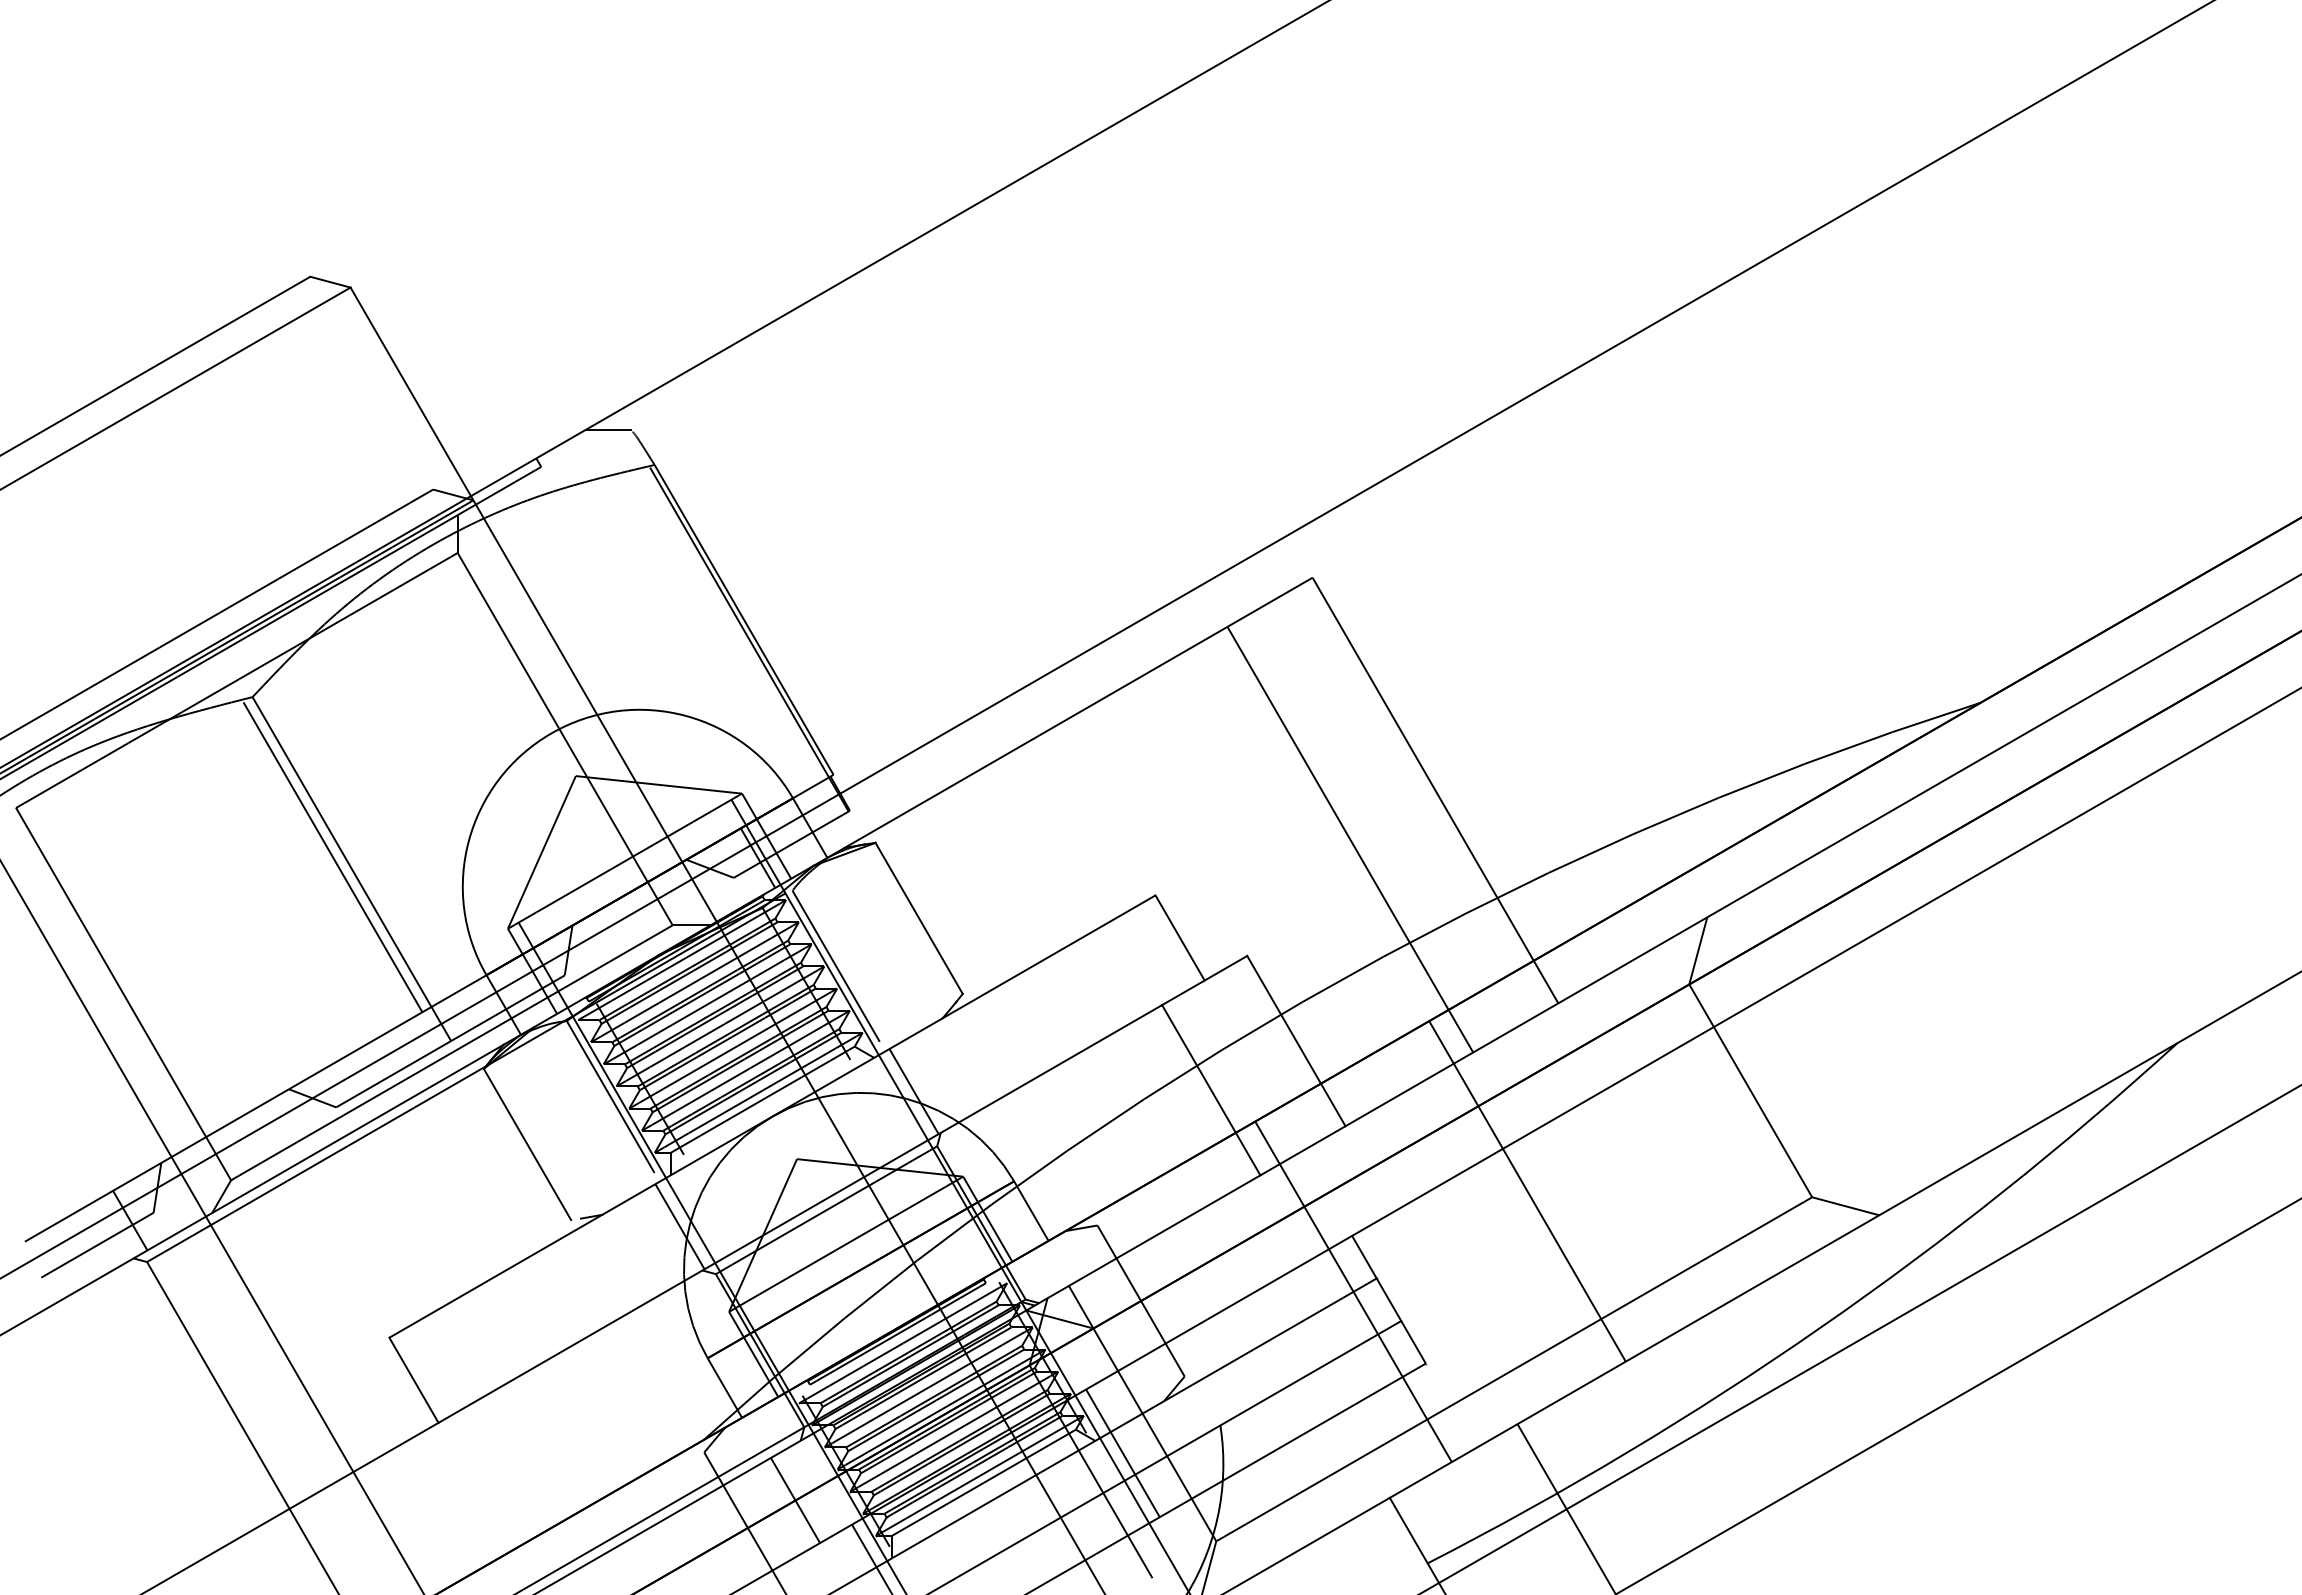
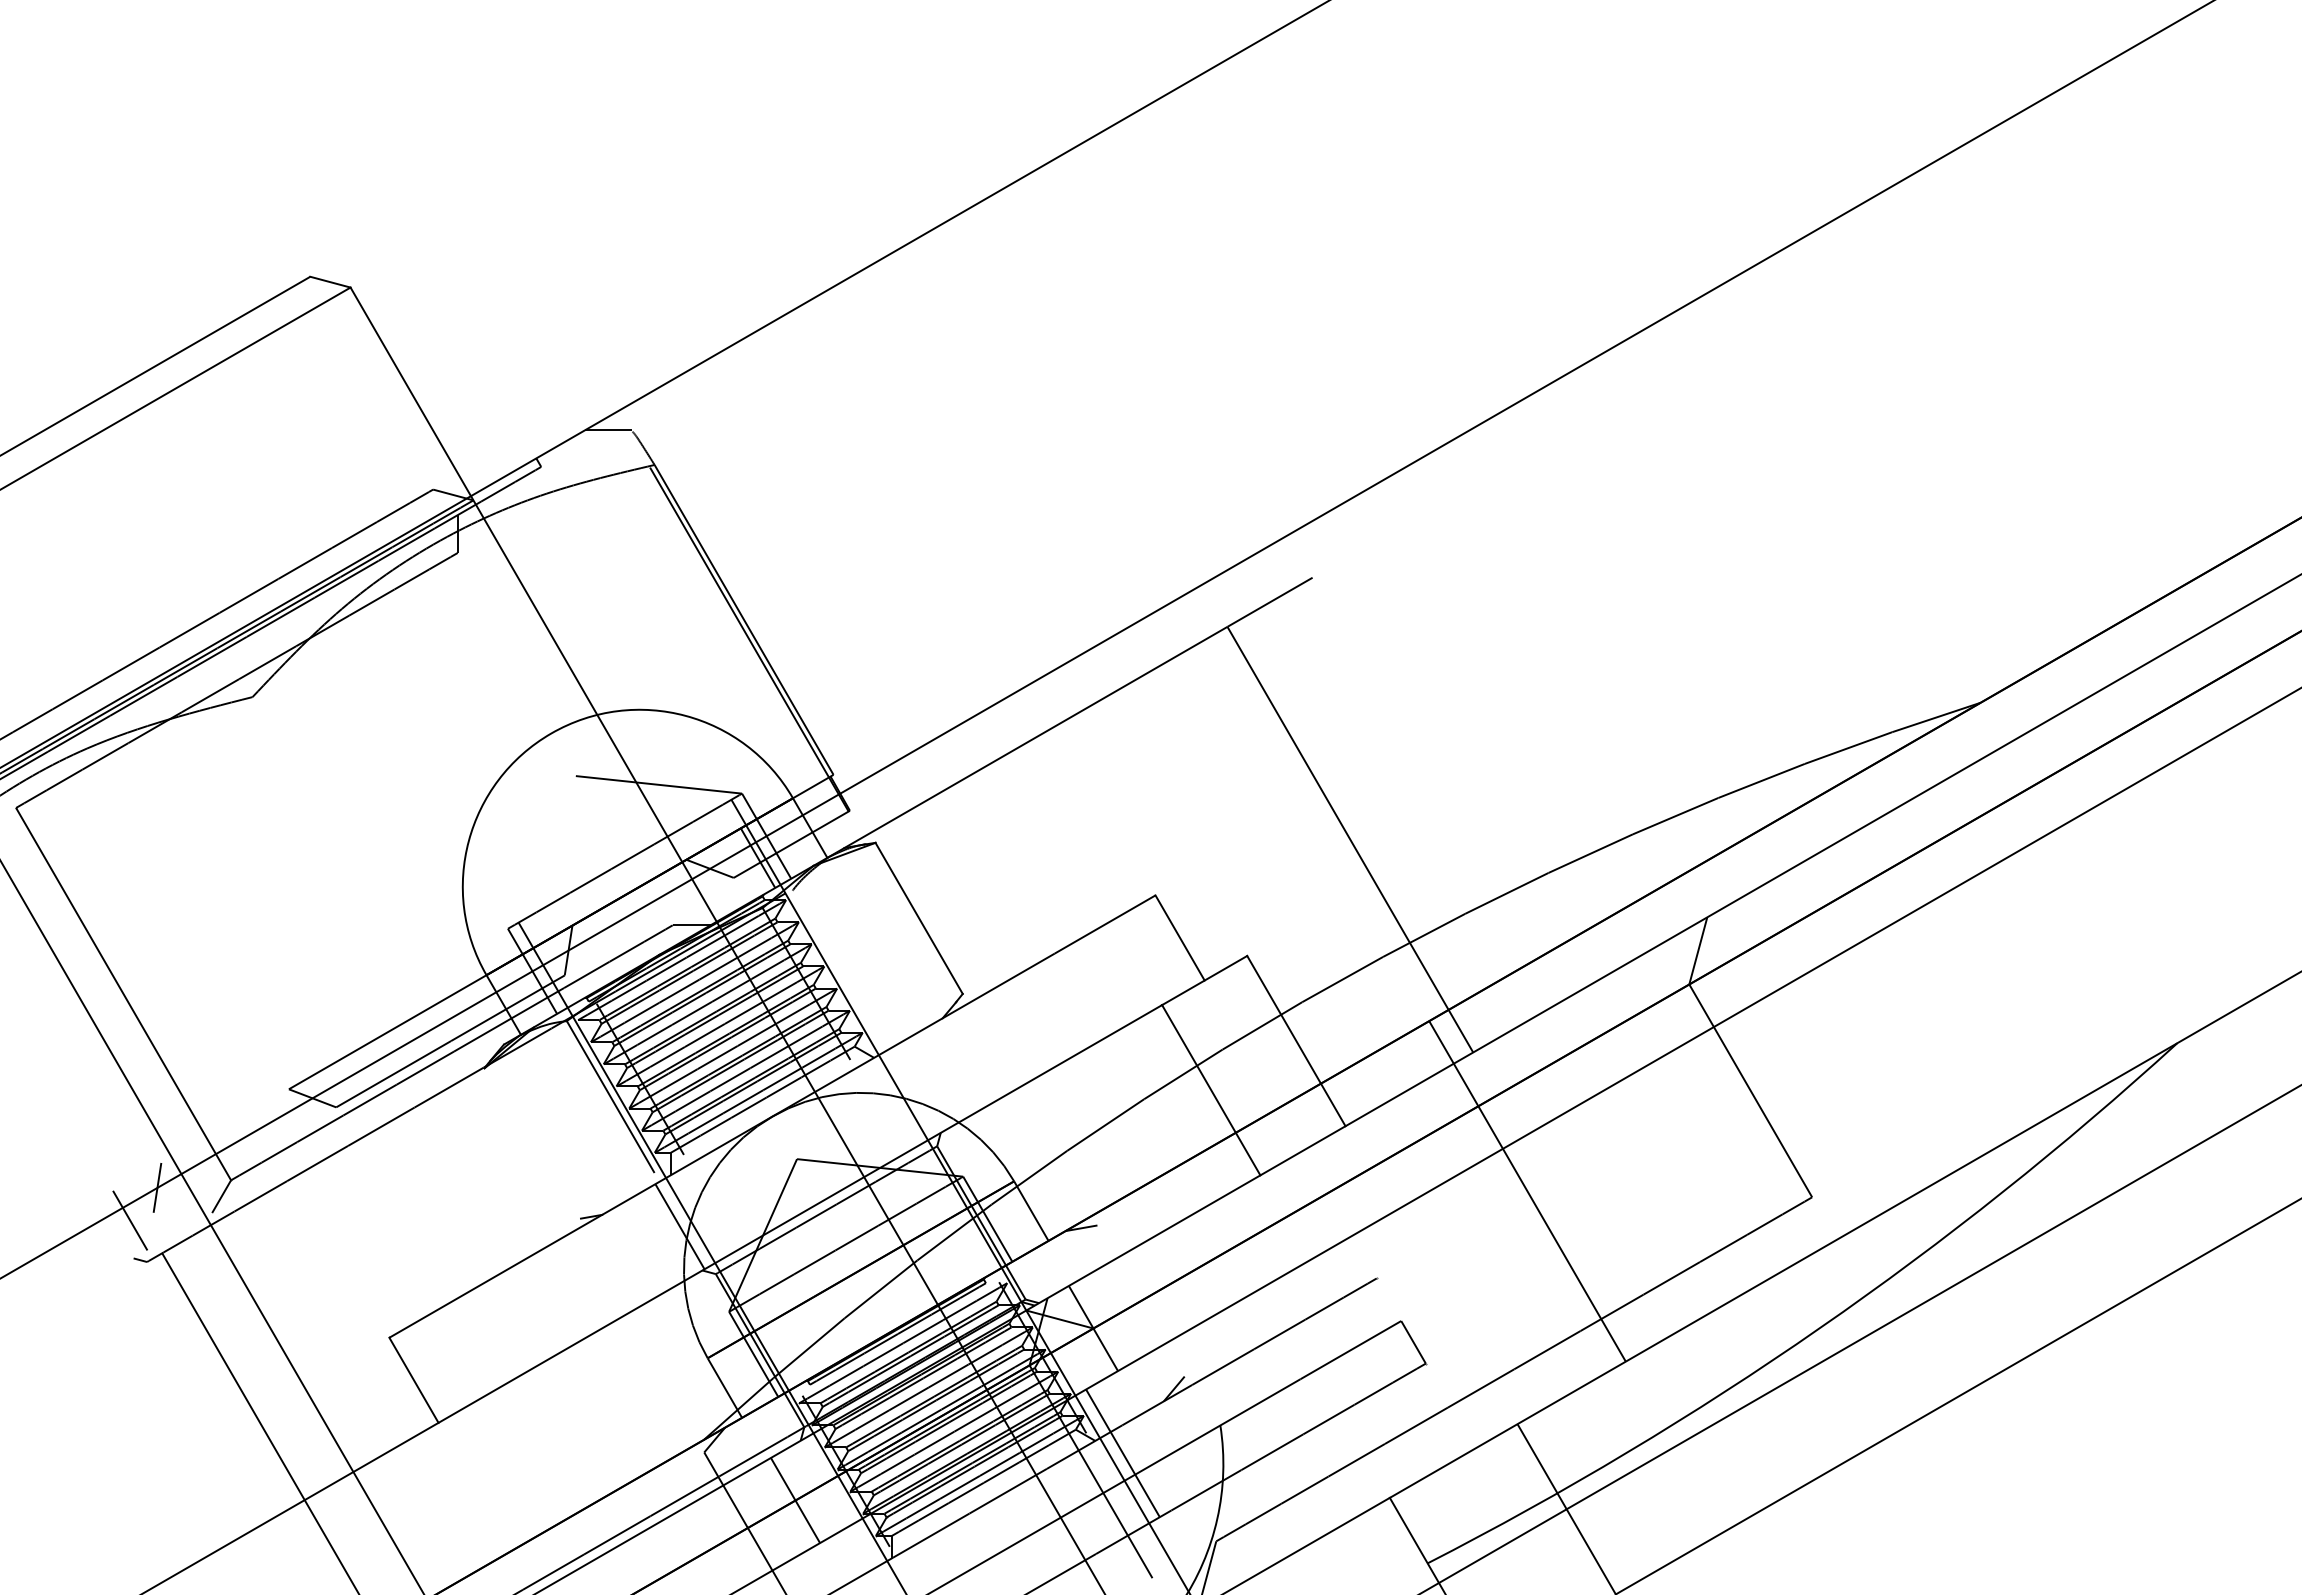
line: present -> none (564, 738)
line: present -> none (1435, 790)
line: present -> none (541, 852)
line: present -> none (332, 857)
line: present -> none (351, 869)
line: present -> none (835, 965)
line: present -> none (913, 1091)
line: present -> none (527, 1144)
line: present -> none (156, 1165)
line: present -> none (252, 1189)
line: present -> none (1845, 1206)
line: present -> none (97, 1244)
line: present -> none (1376, 1278)
line: present -> none (1353, 1291)
line: present -> none (1140, 1300)
line position: (242, 1426) -> (259, 1422) (259, 1422)
line: present -> none (1167, 1456)
line: present -> none (871, 1557)
